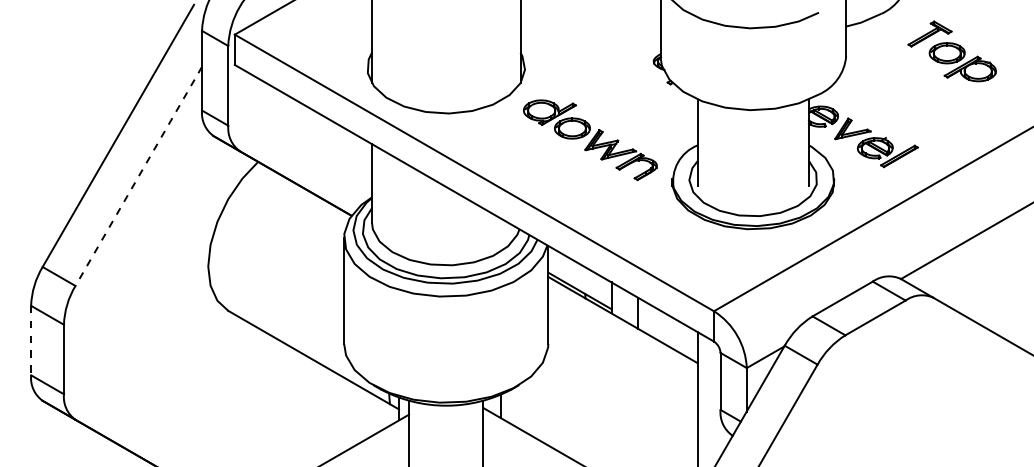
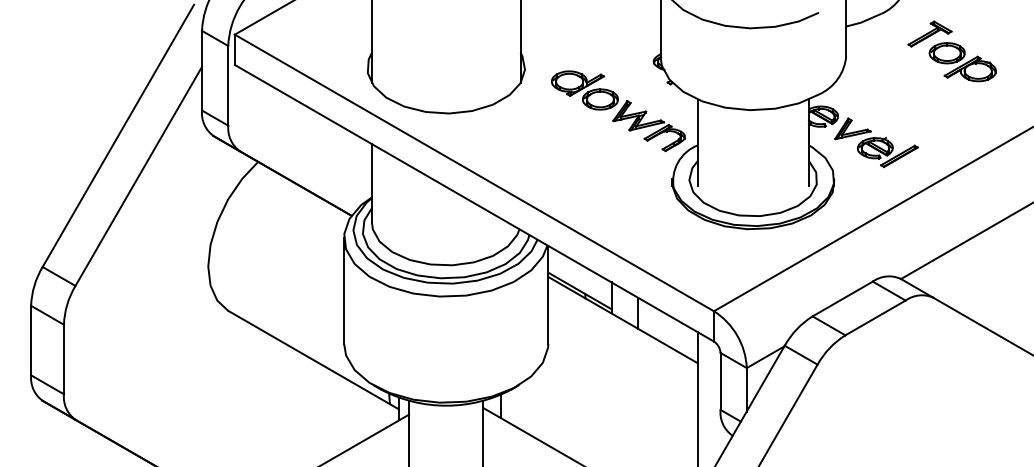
part position: (590, 140) -> (618, 111) (618, 111)
line: dashed -> solid (138, 176)
line: dashed -> solid (31, 340)
